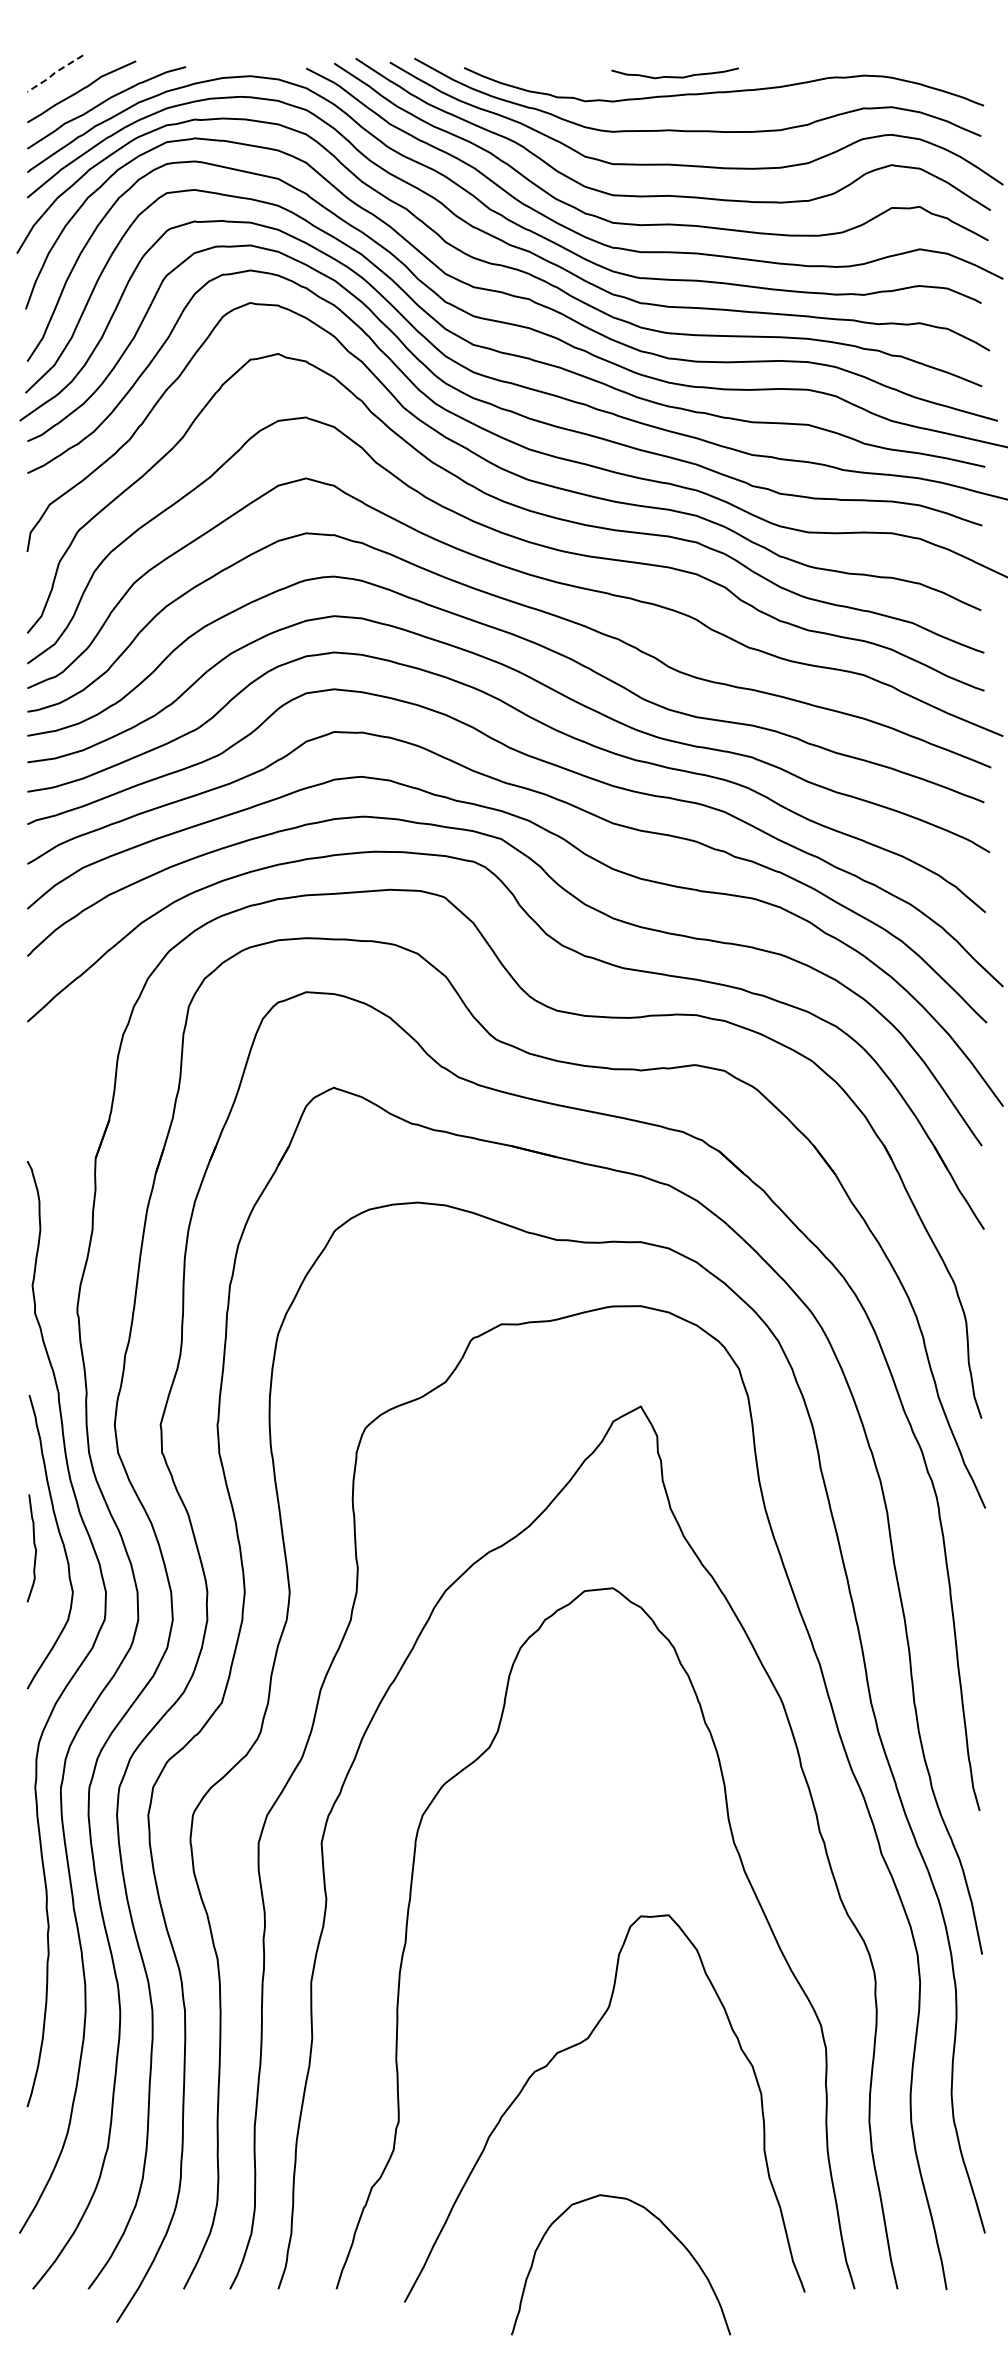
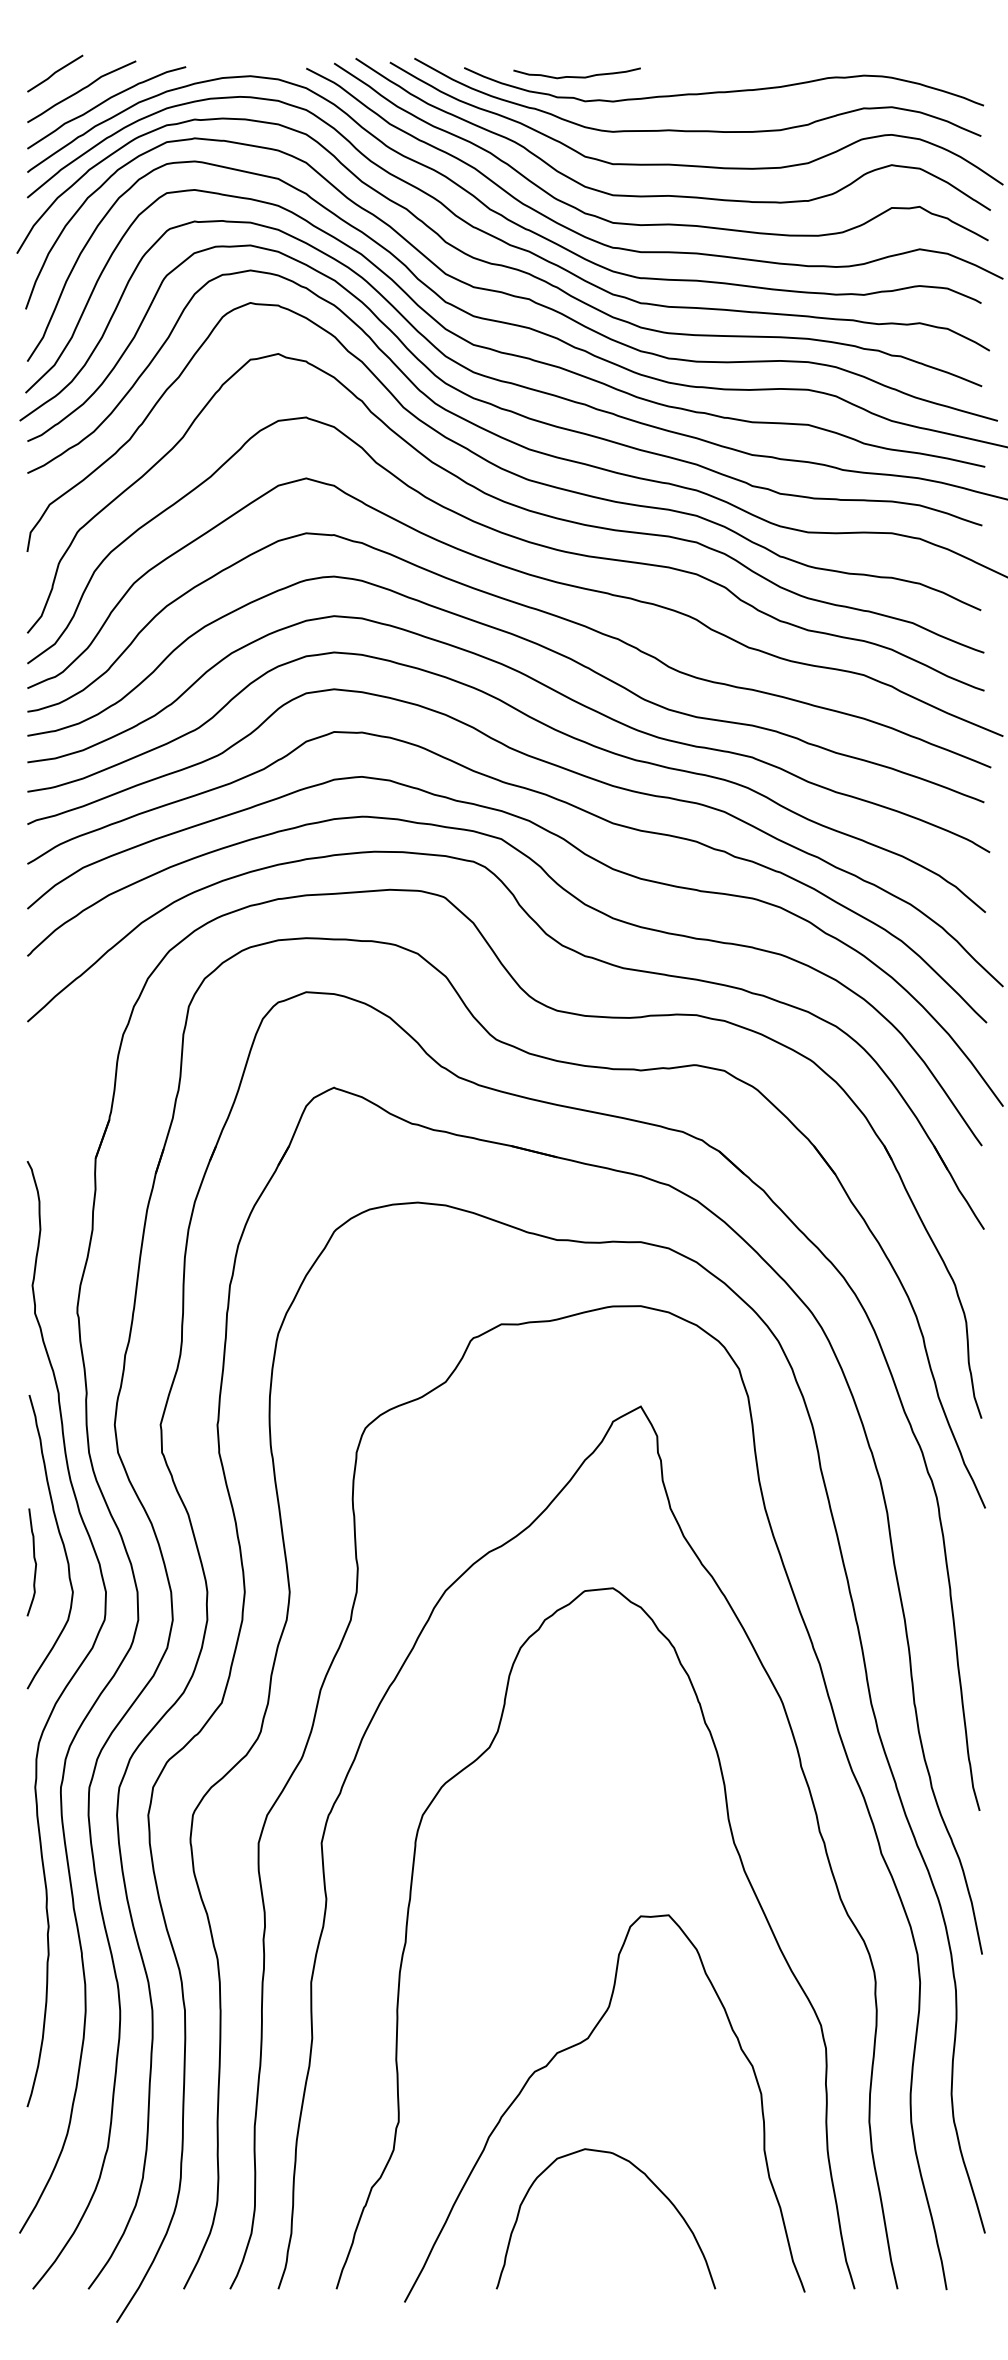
line: dashed -> solid (54, 73)
curve position: (674, 76) -> (576, 76) (576, 76)
curve position: (34, 1548) -> (34, 1562) (34, 1562)
curve position: (661, 2223) -> (646, 2177) (646, 2177)
